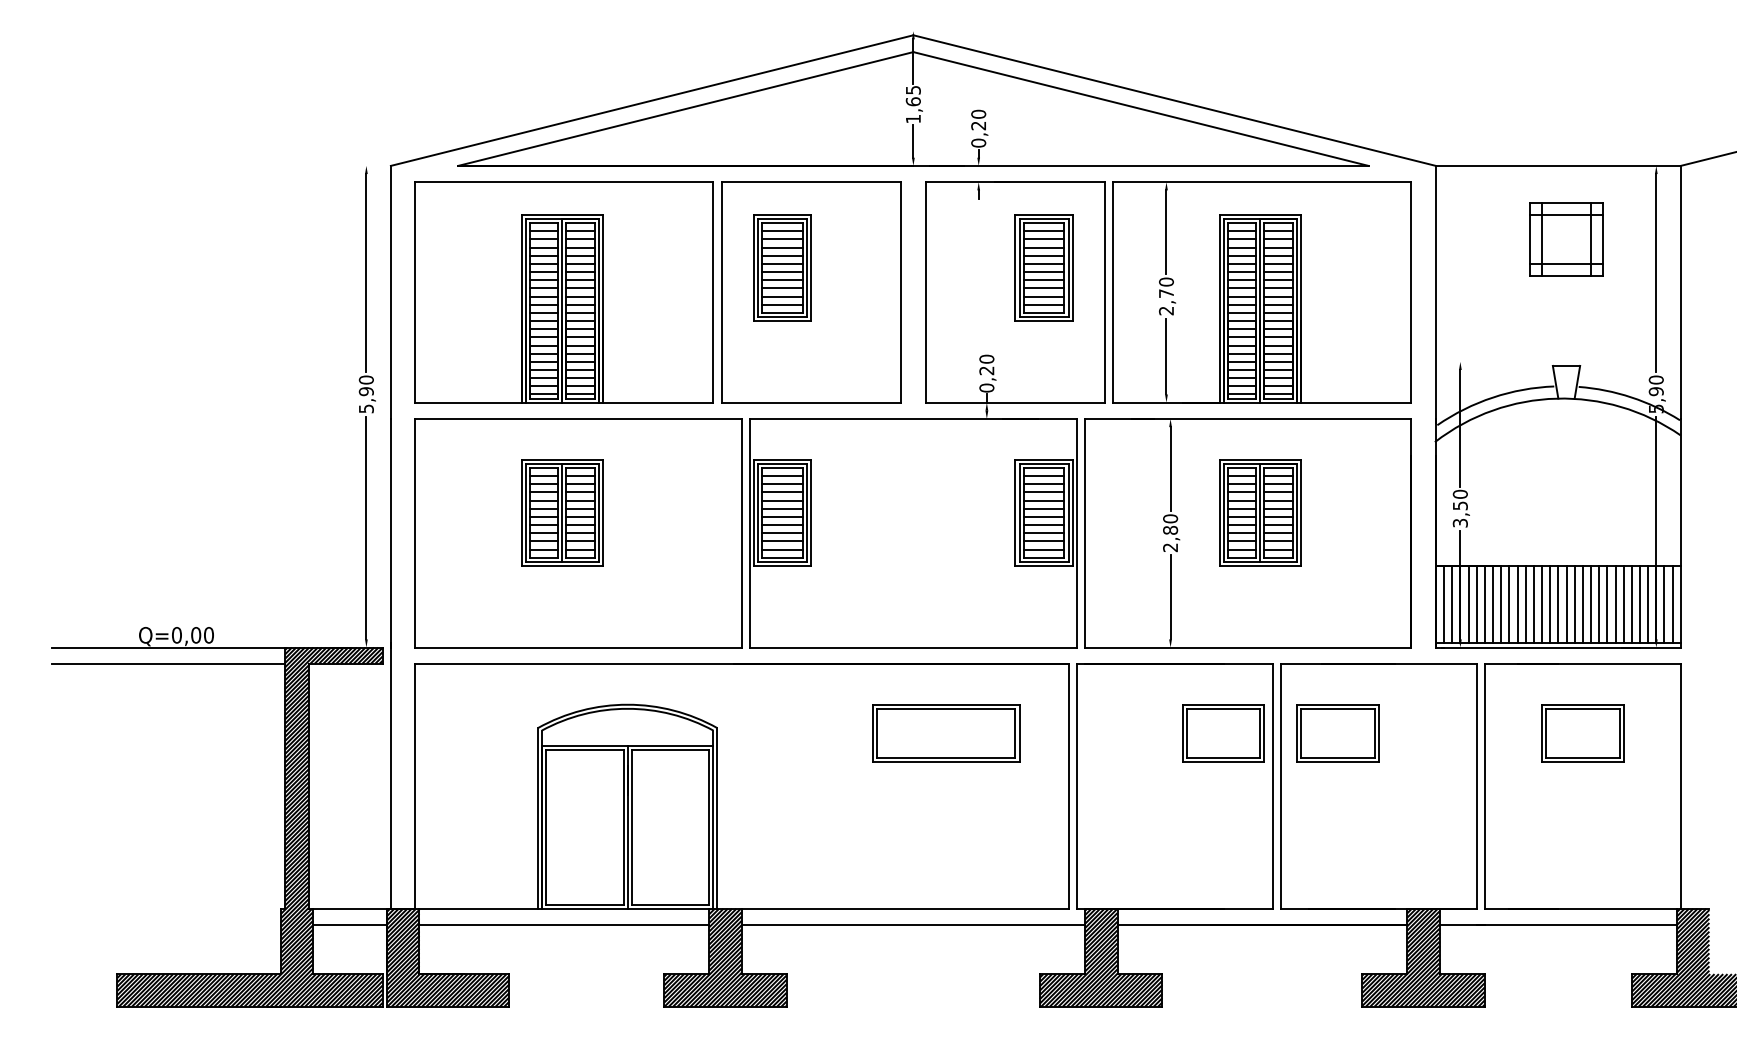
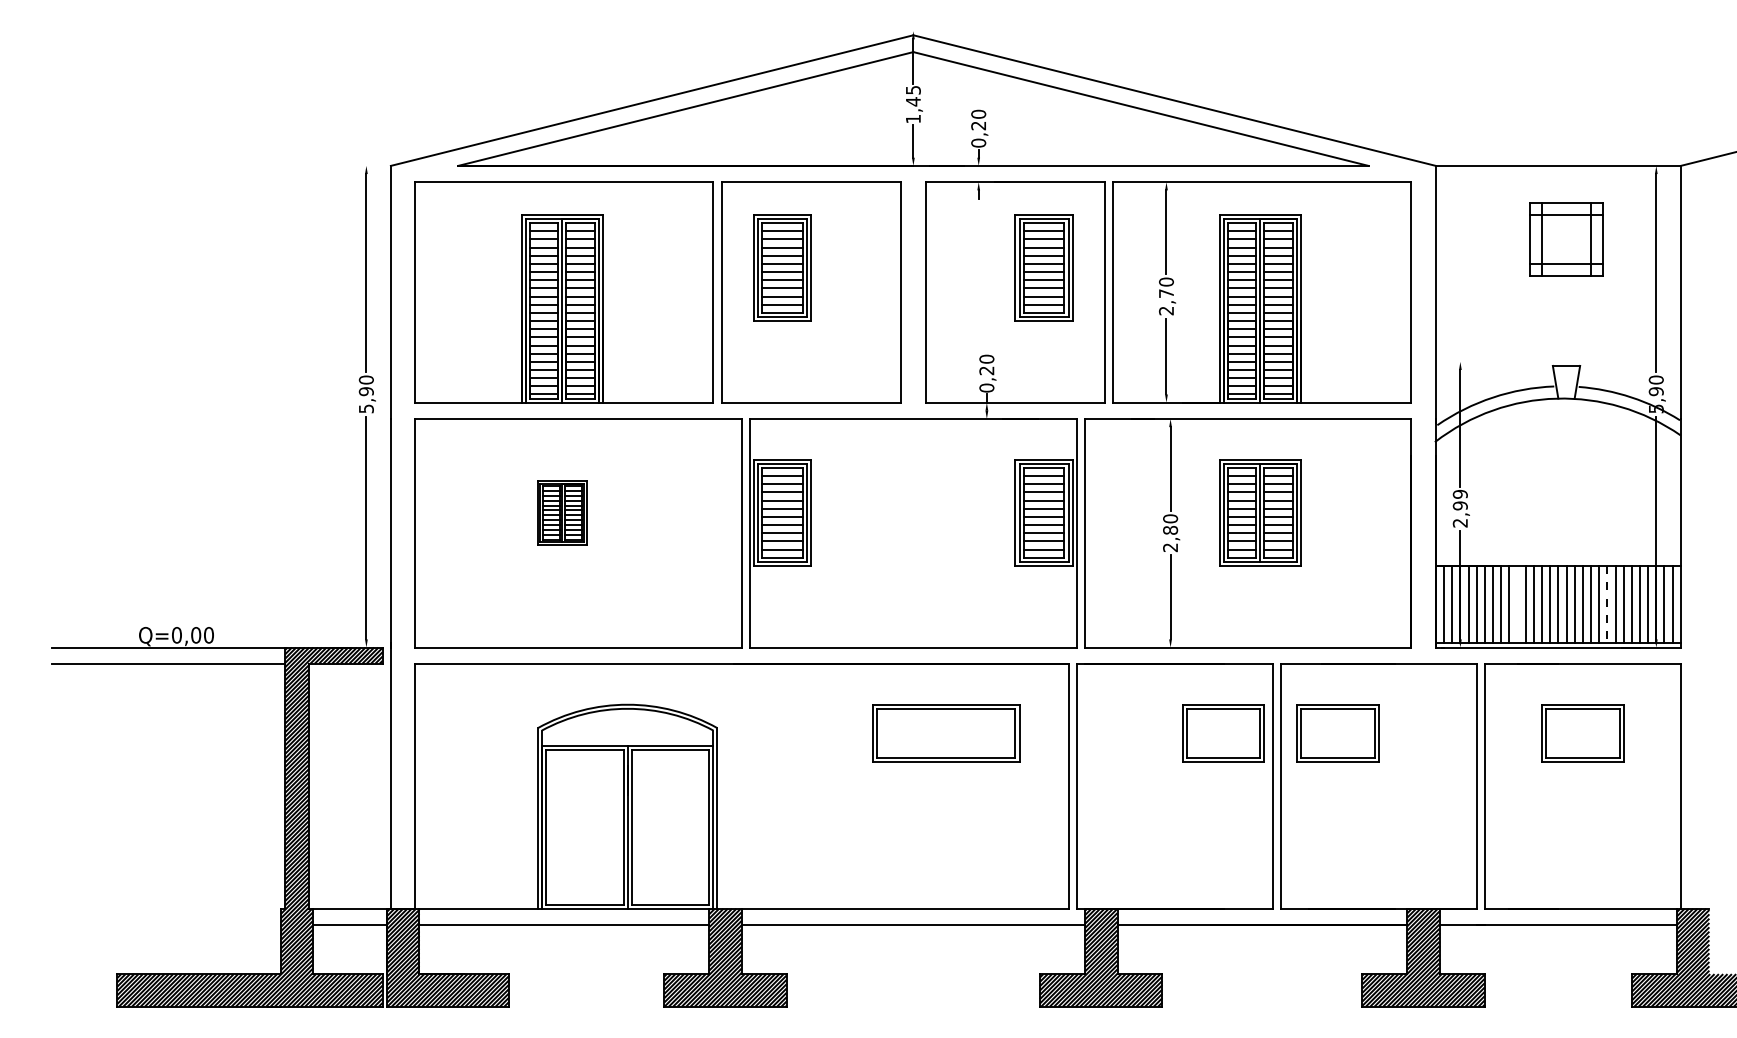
text: 1,65 -> 1,45 (912, 101)
text: 3,50 -> 2,99 (1459, 508)
part size: 83x108 px -> 51x66 px (562, 512)
line: present -> none (1517, 604)
line: solid -> dashed (1607, 604)
